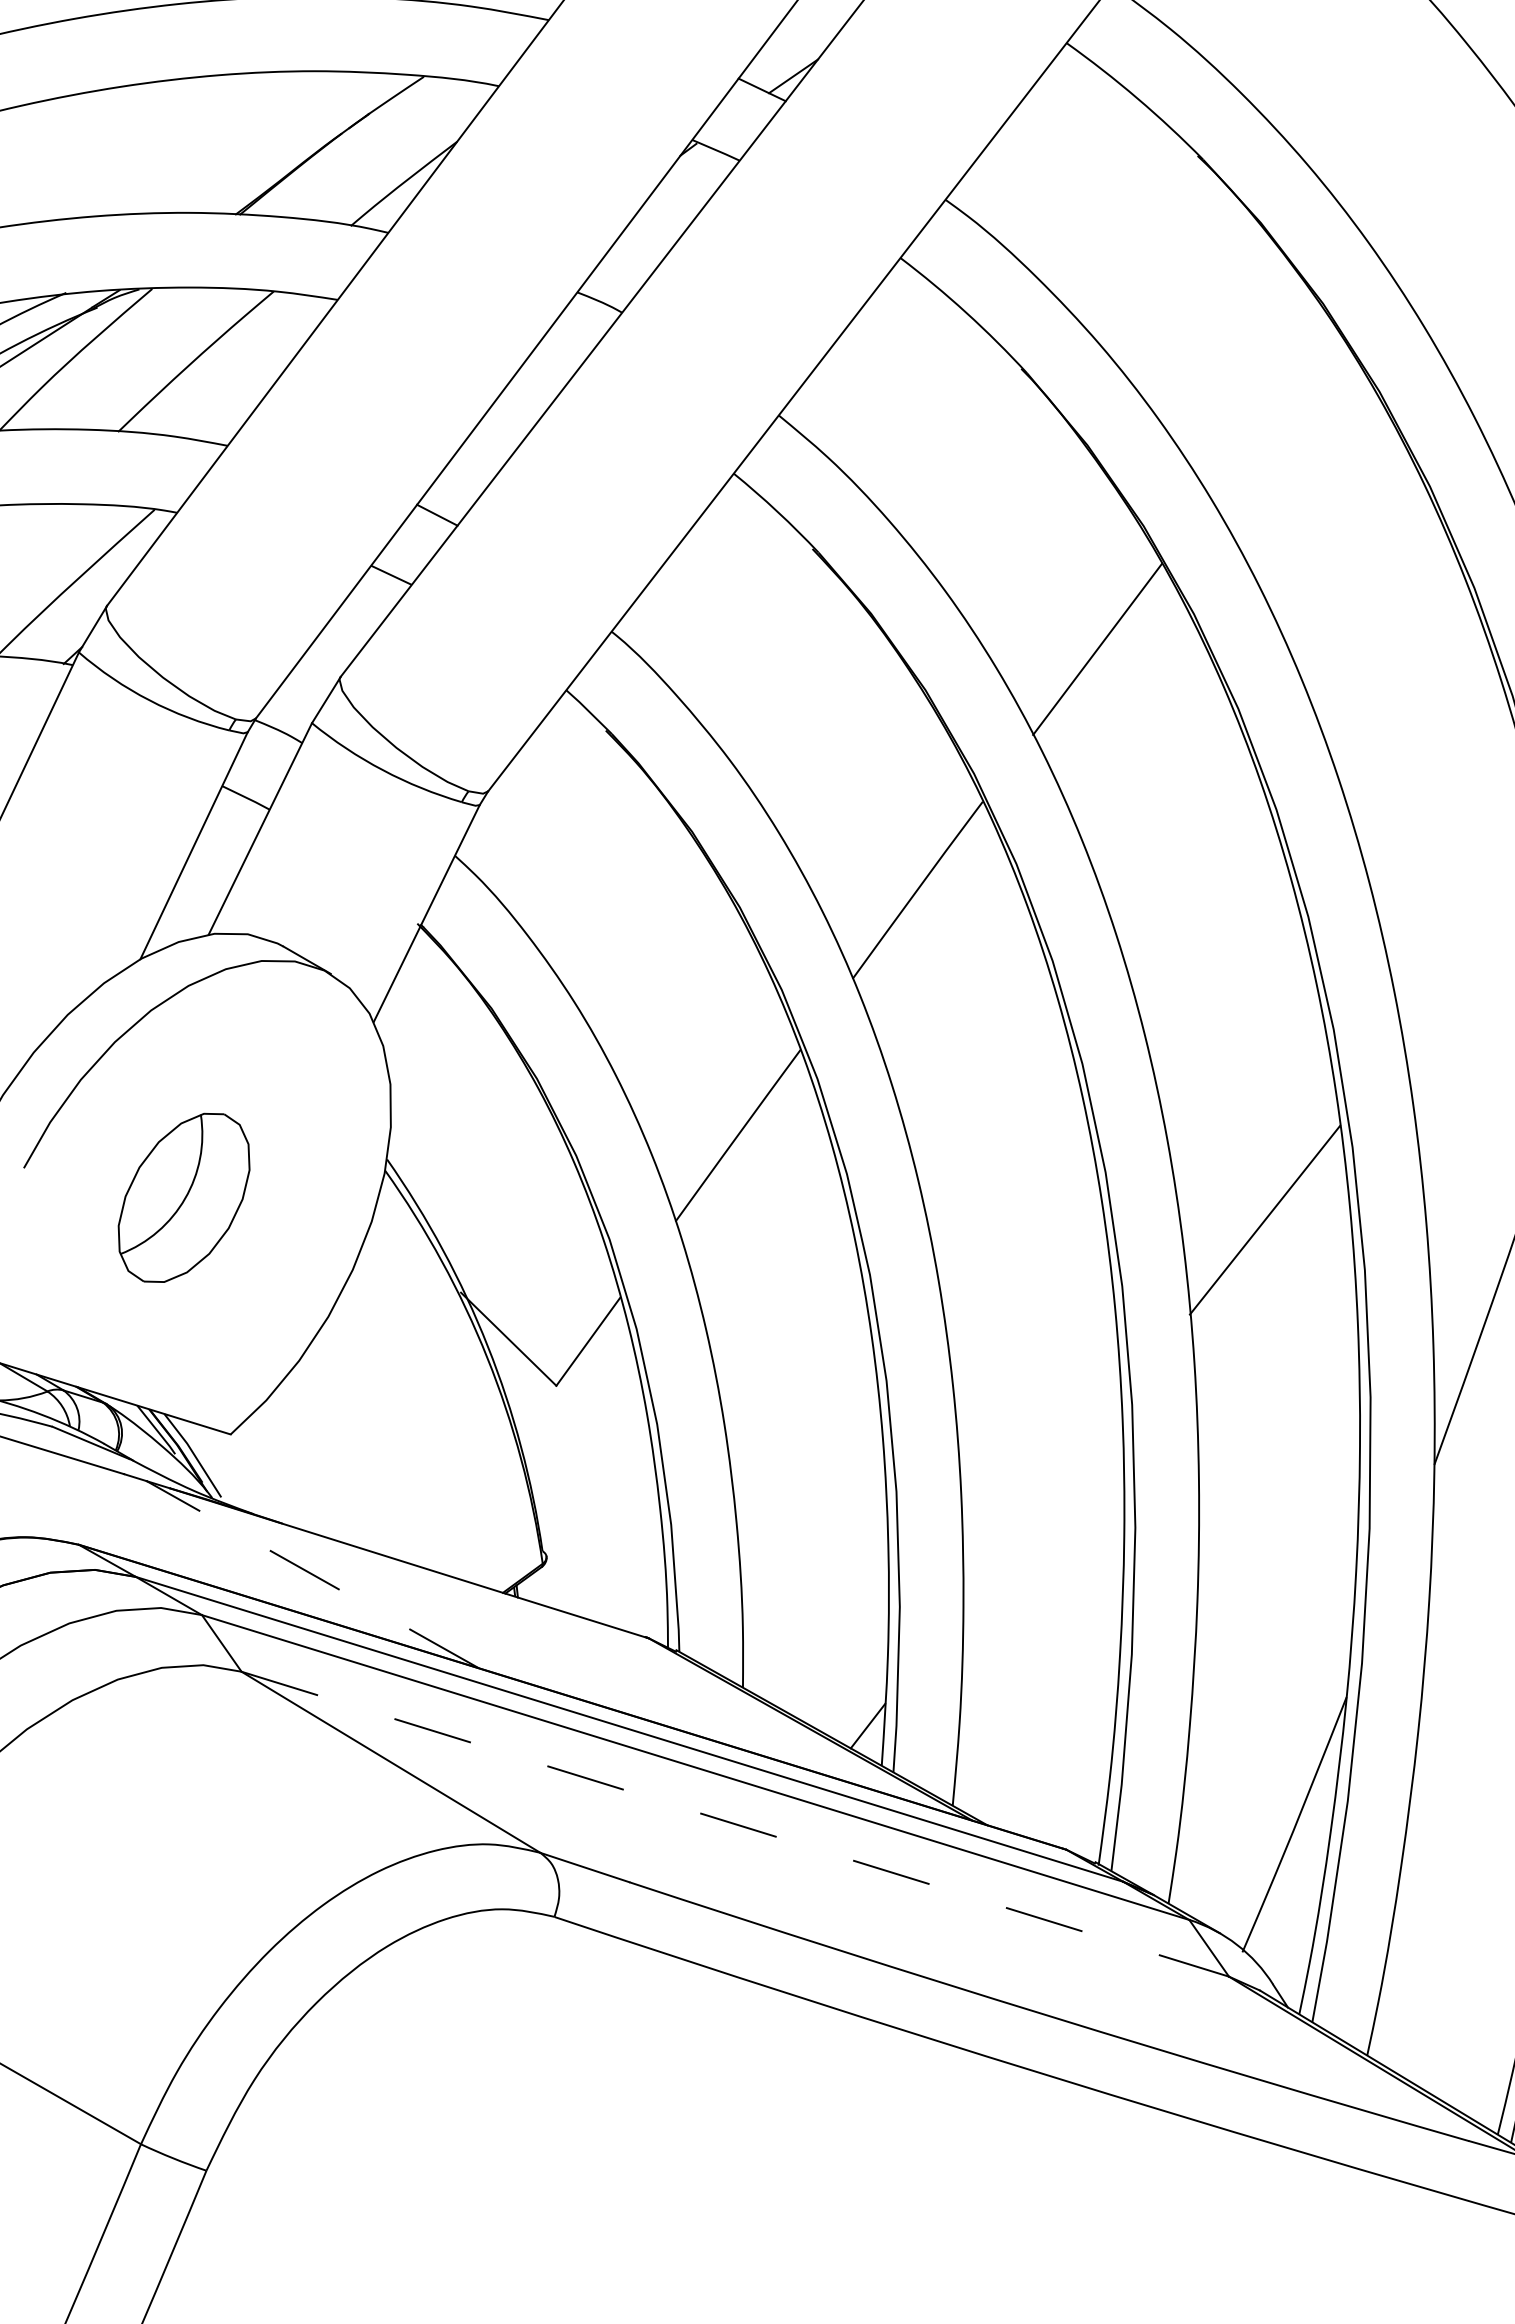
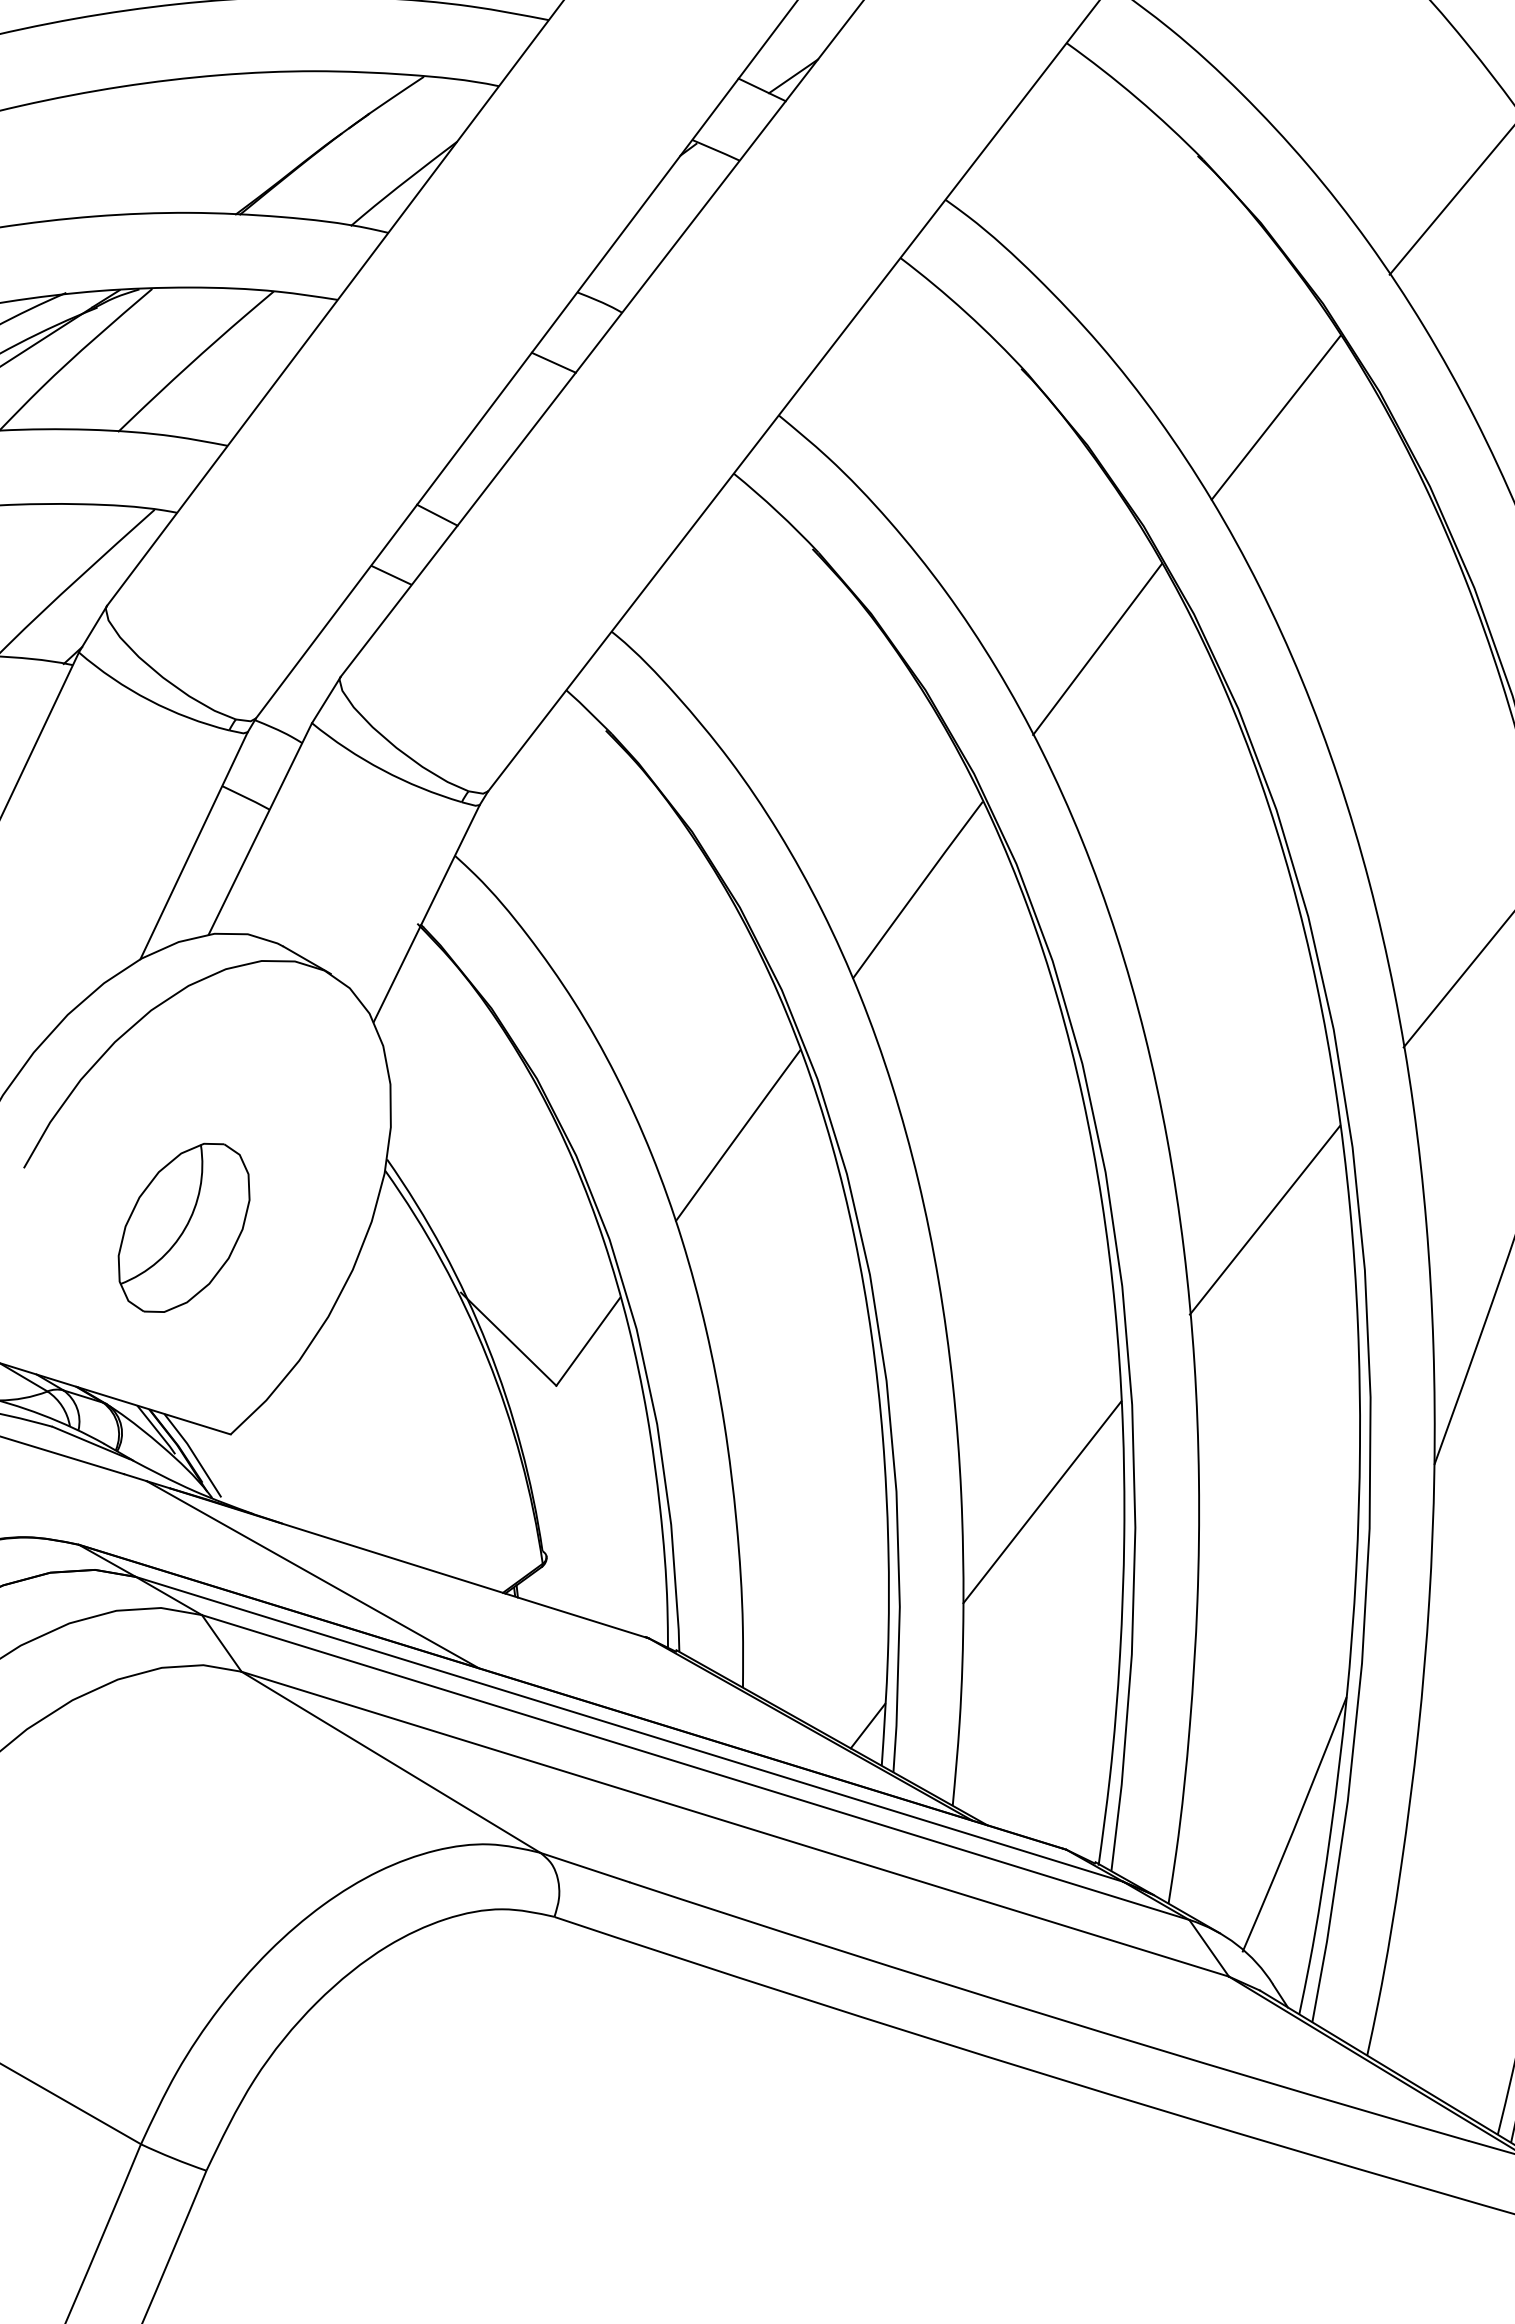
line: none -> present (1450, 201)
line: none -> present (553, 362)
line: none -> present (1275, 417)
line: none -> present (1457, 980)
part position: (183, 1197) -> (183, 1227) (183, 1227)
line: none -> present (1042, 1502)
line: dashed -> solid (312, 1574)
line: dashed -> solid (735, 1824)
